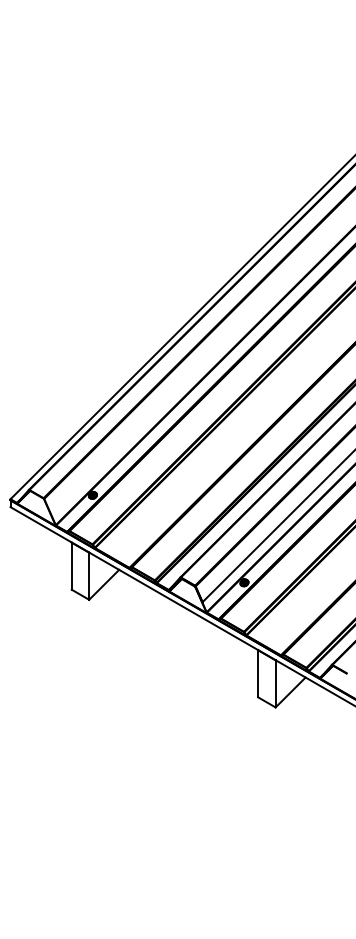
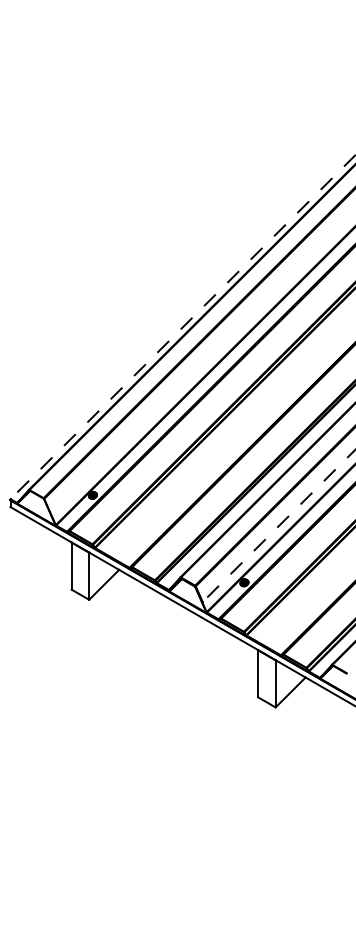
line: solid -> dashed (183, 327)
line: solid -> dashed (279, 525)
